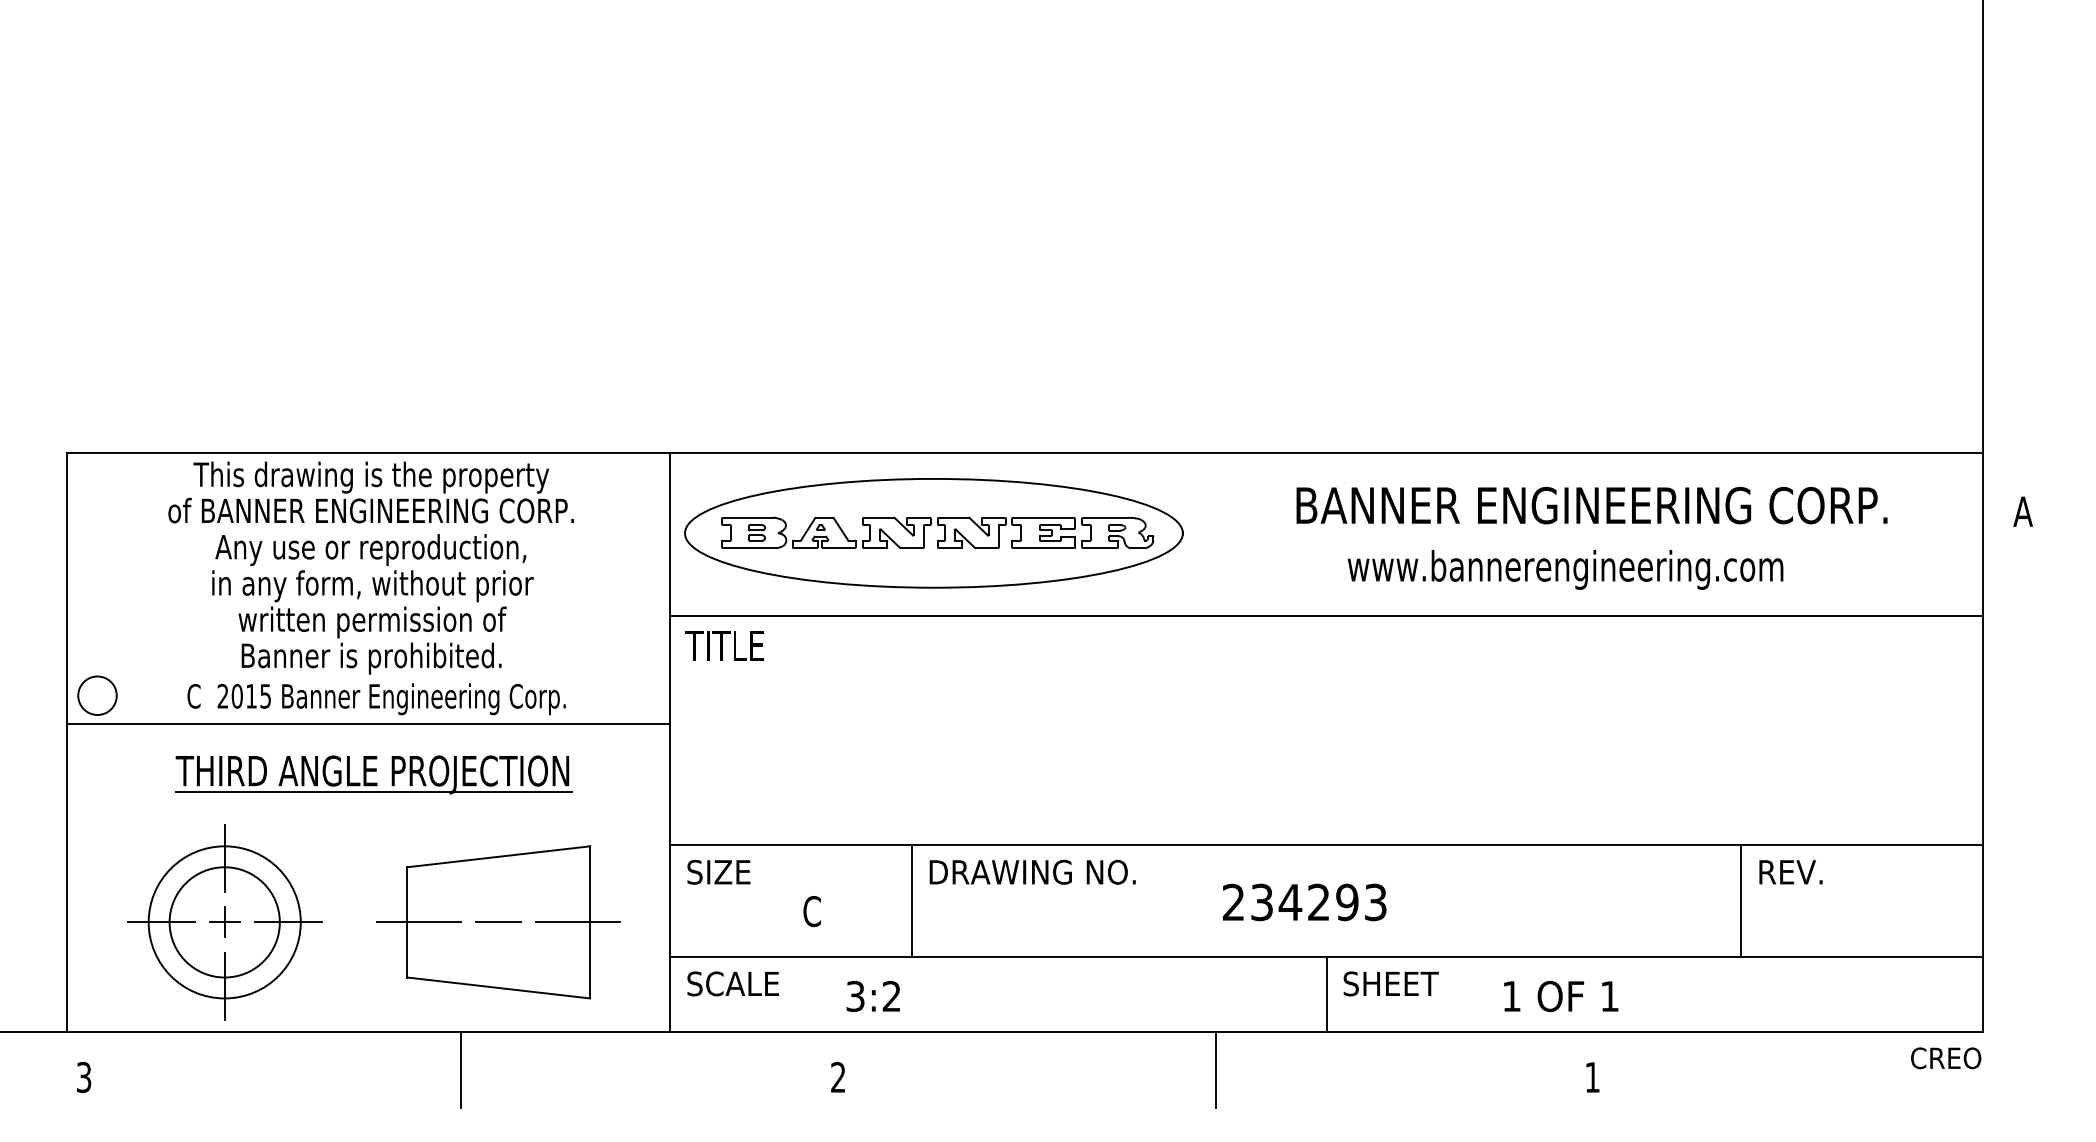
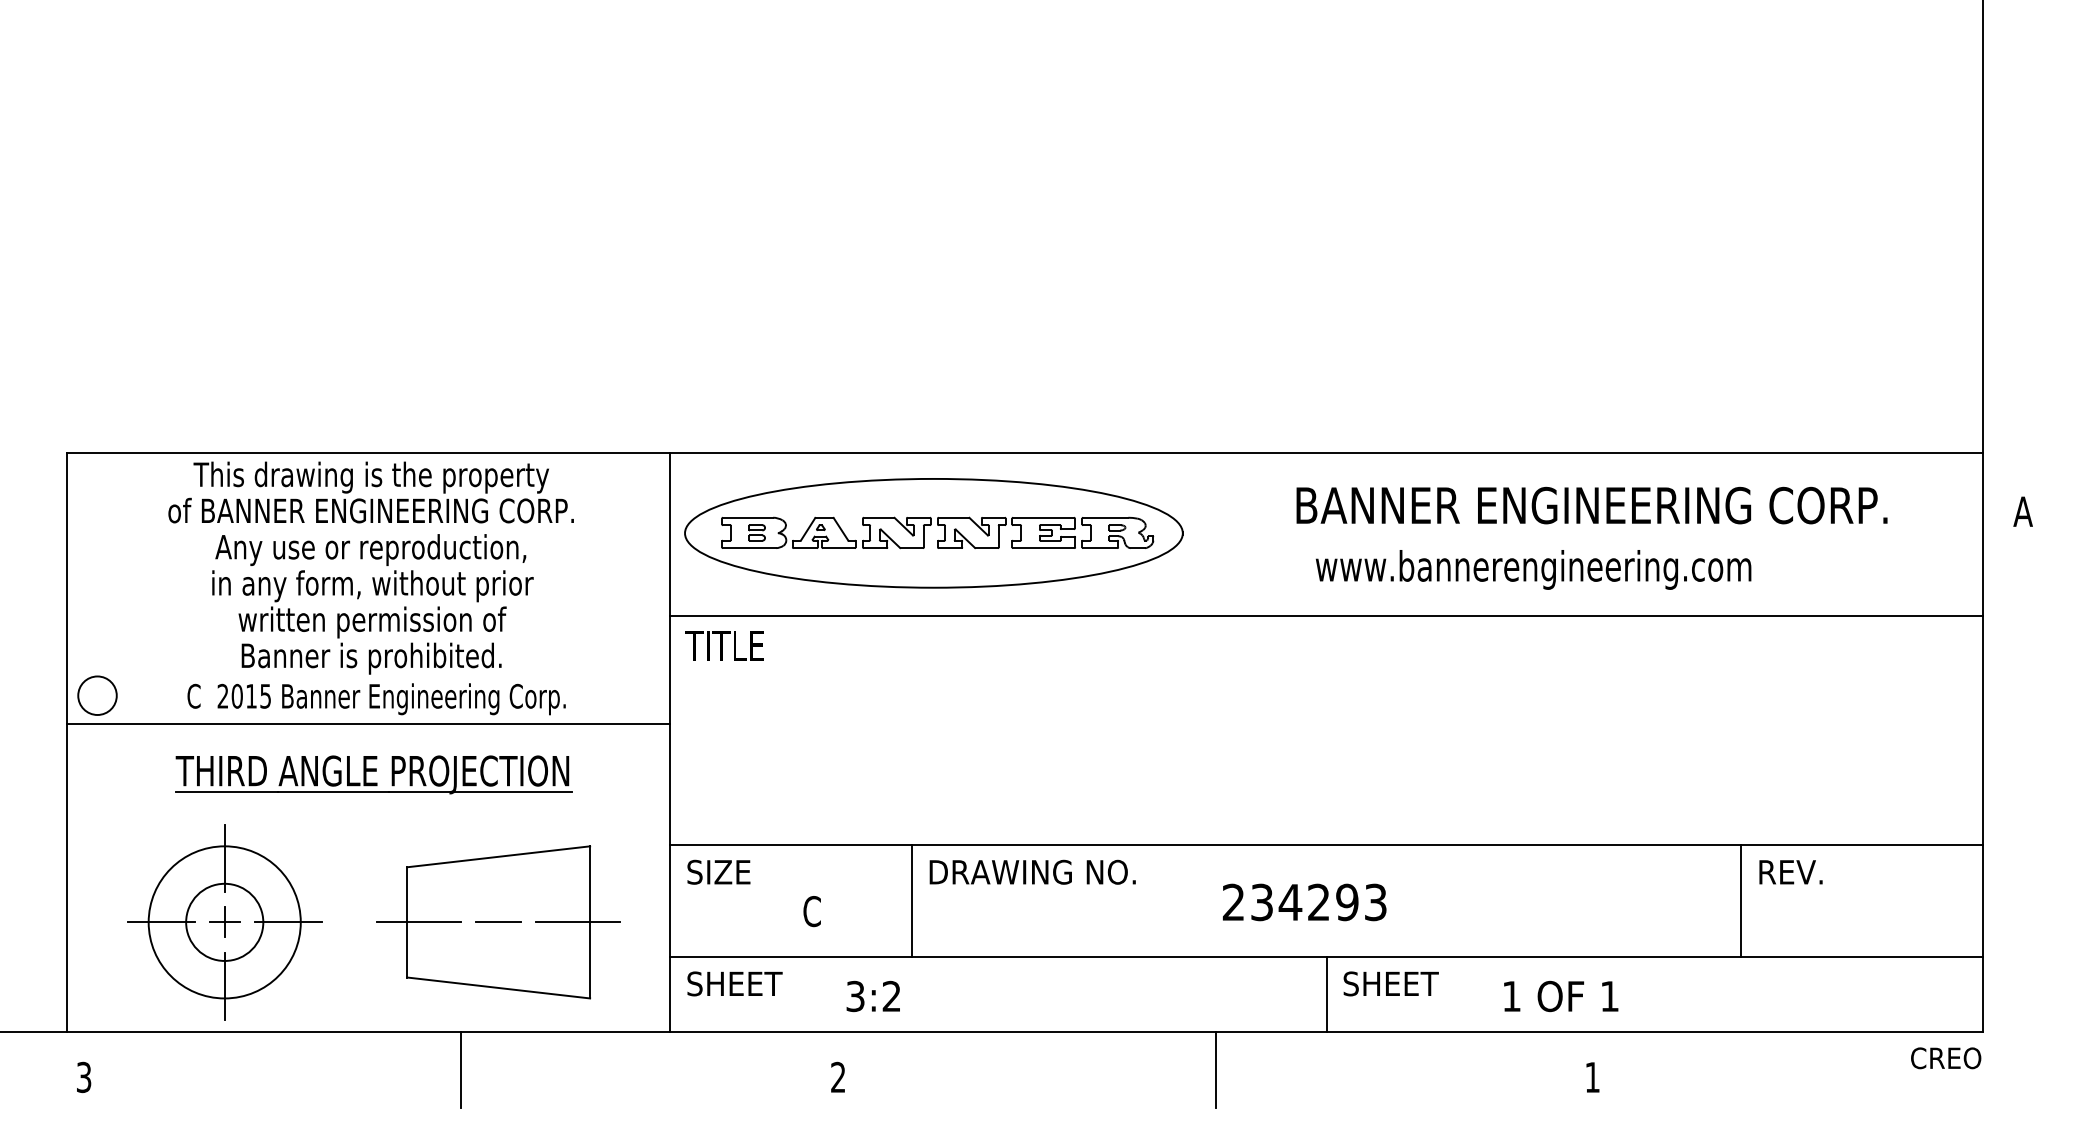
text position: (1565, 569) -> (1533, 569) (1533, 569)
circle diameter: 110 px -> 77 px (224, 921)
text: SCALE -> SHEET (744, 983)
